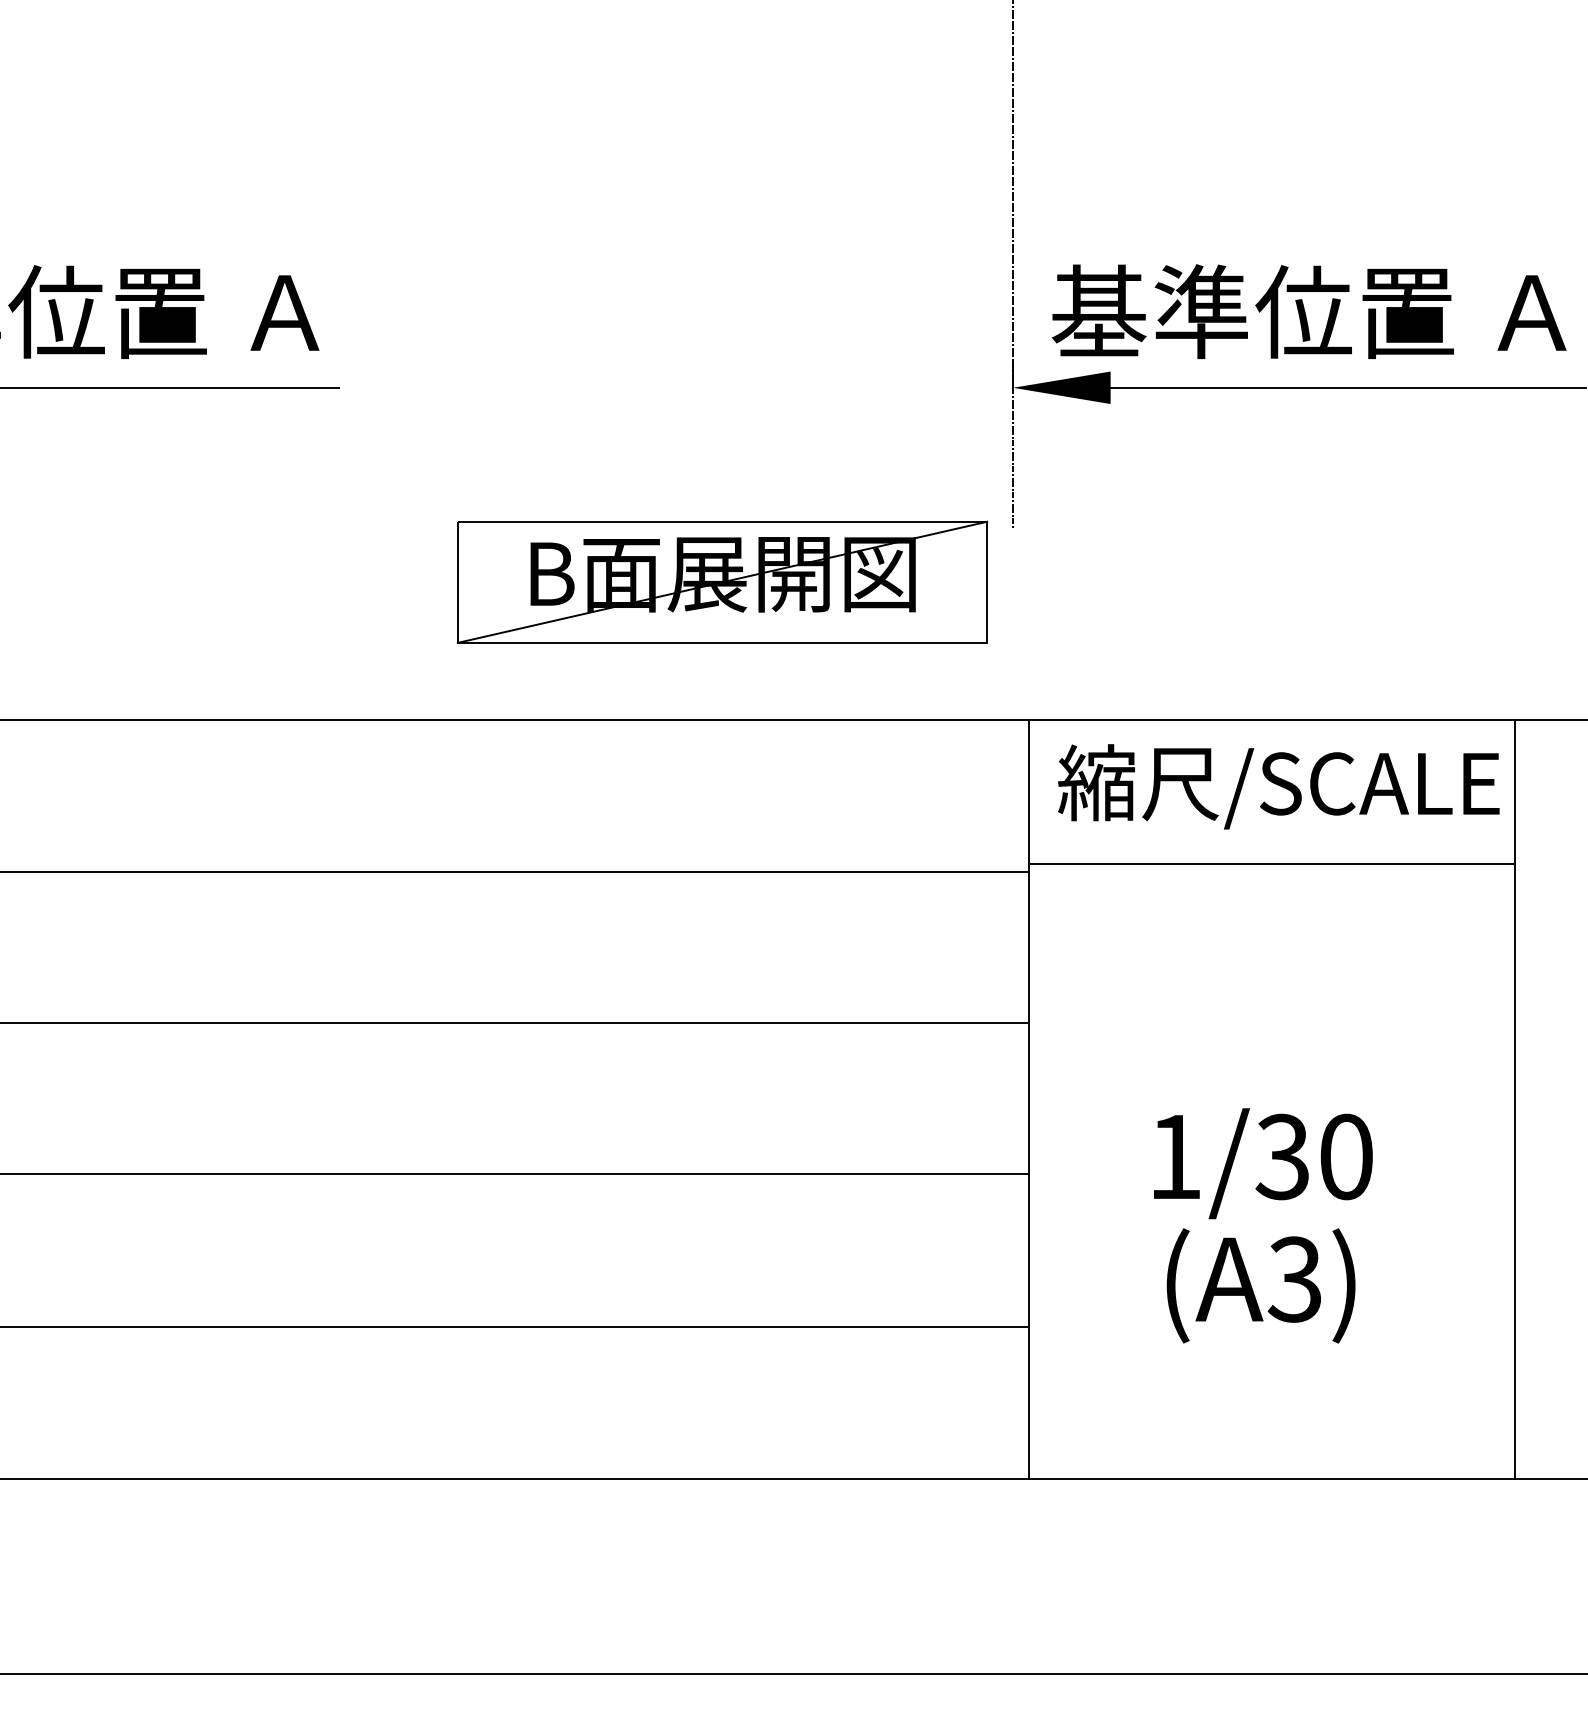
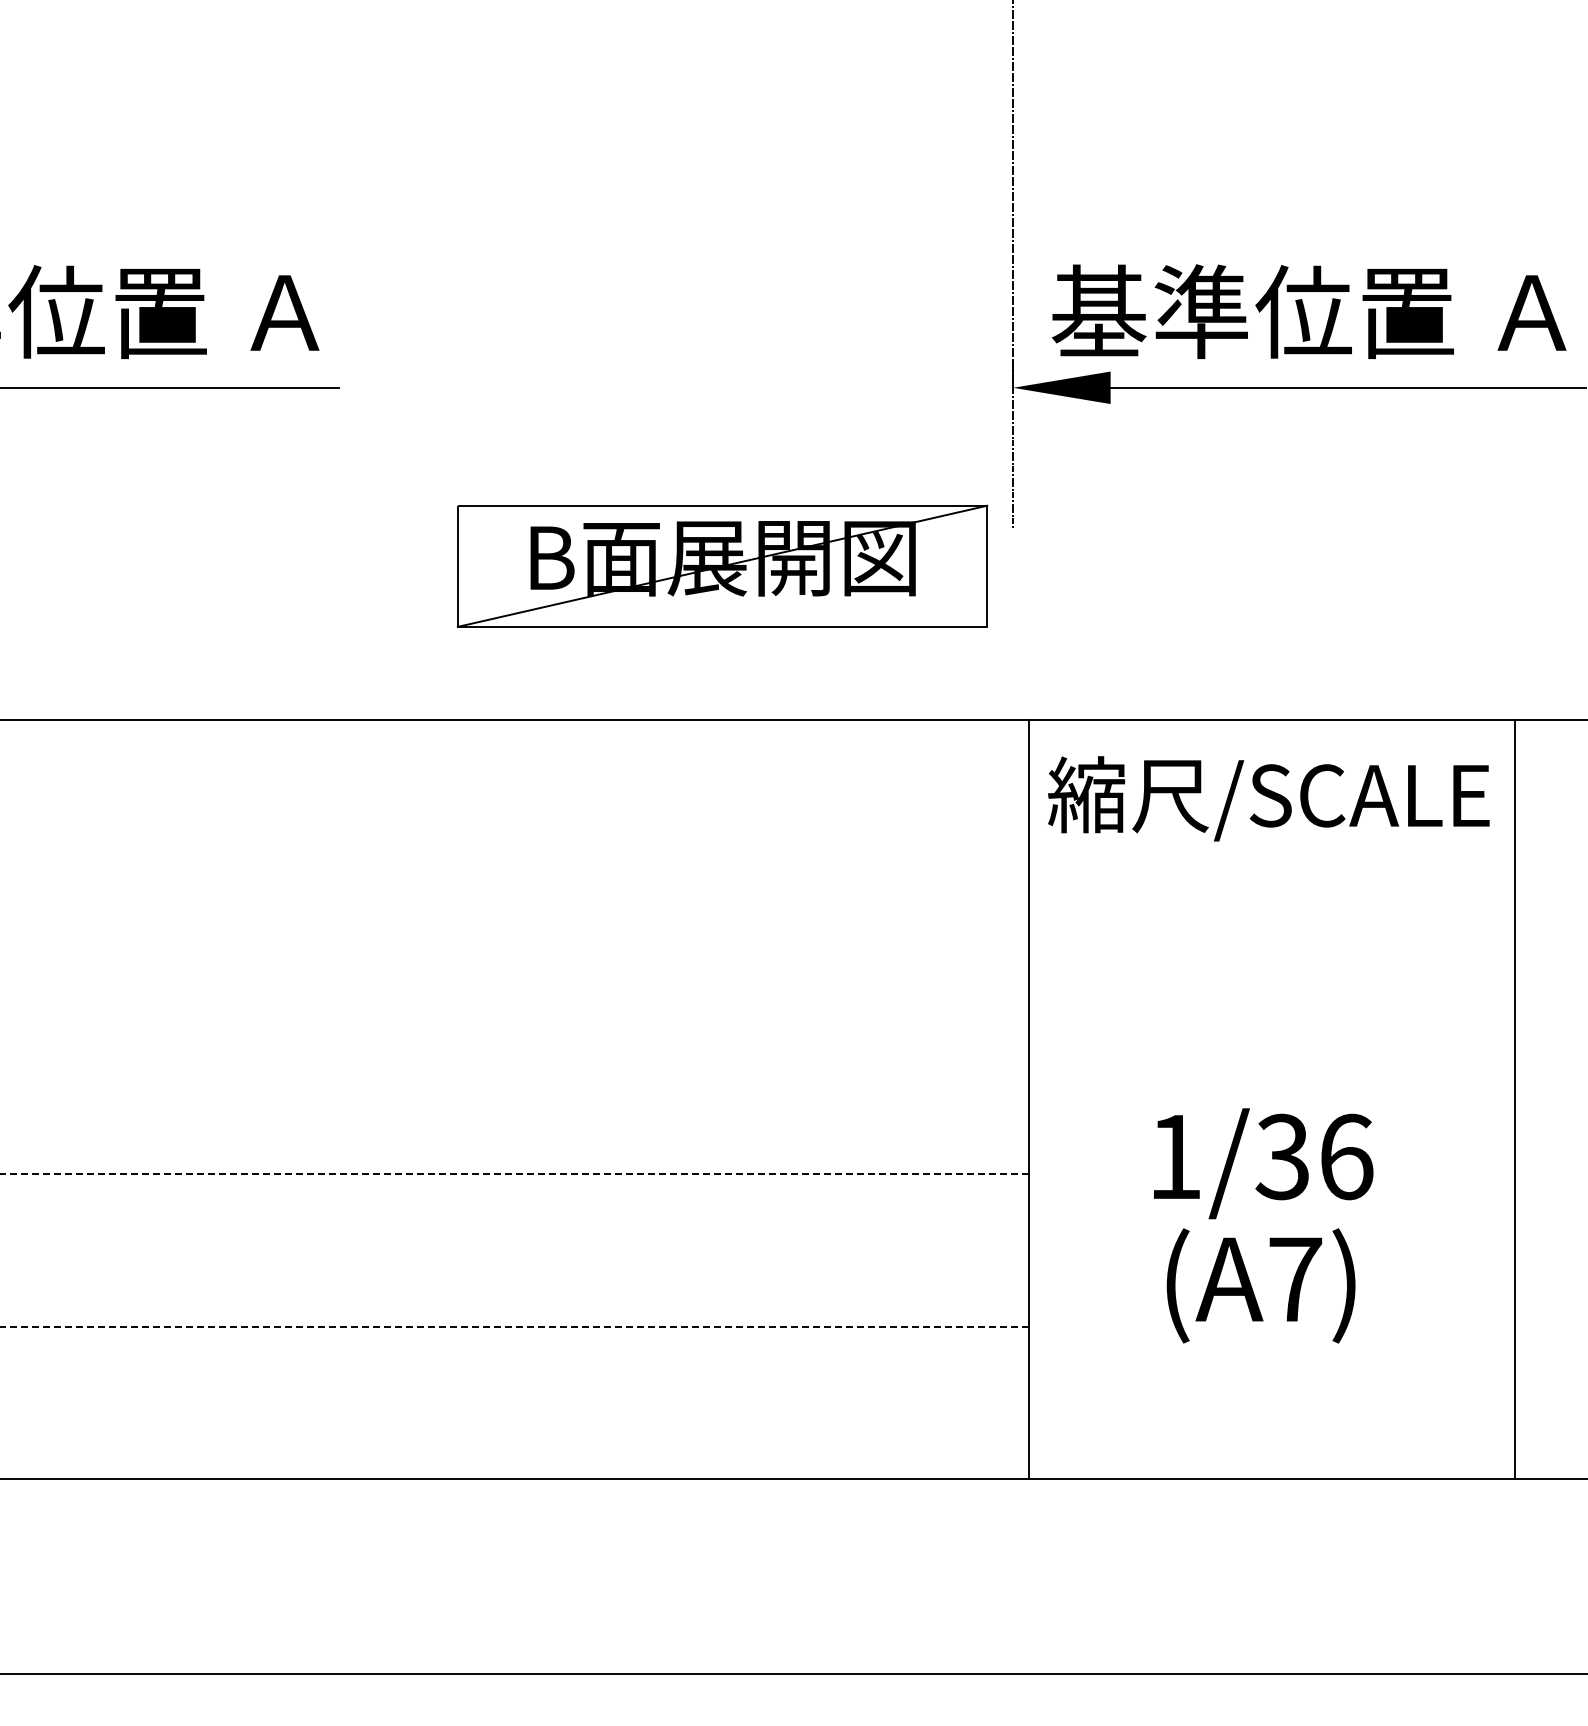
part position: (722, 581) -> (722, 565) (722, 565)
text position: (1278, 786) -> (1268, 798) (1268, 798)
line: present -> none (1271, 863)
line: present -> none (515, 871)
line: present -> none (515, 1022)
text: 1/30 -> 1/36 (1346, 1156)
line: solid -> dashed (514, 1174)
text: (A3) -> (A7) (1294, 1279)
line: solid -> dashed (514, 1326)
